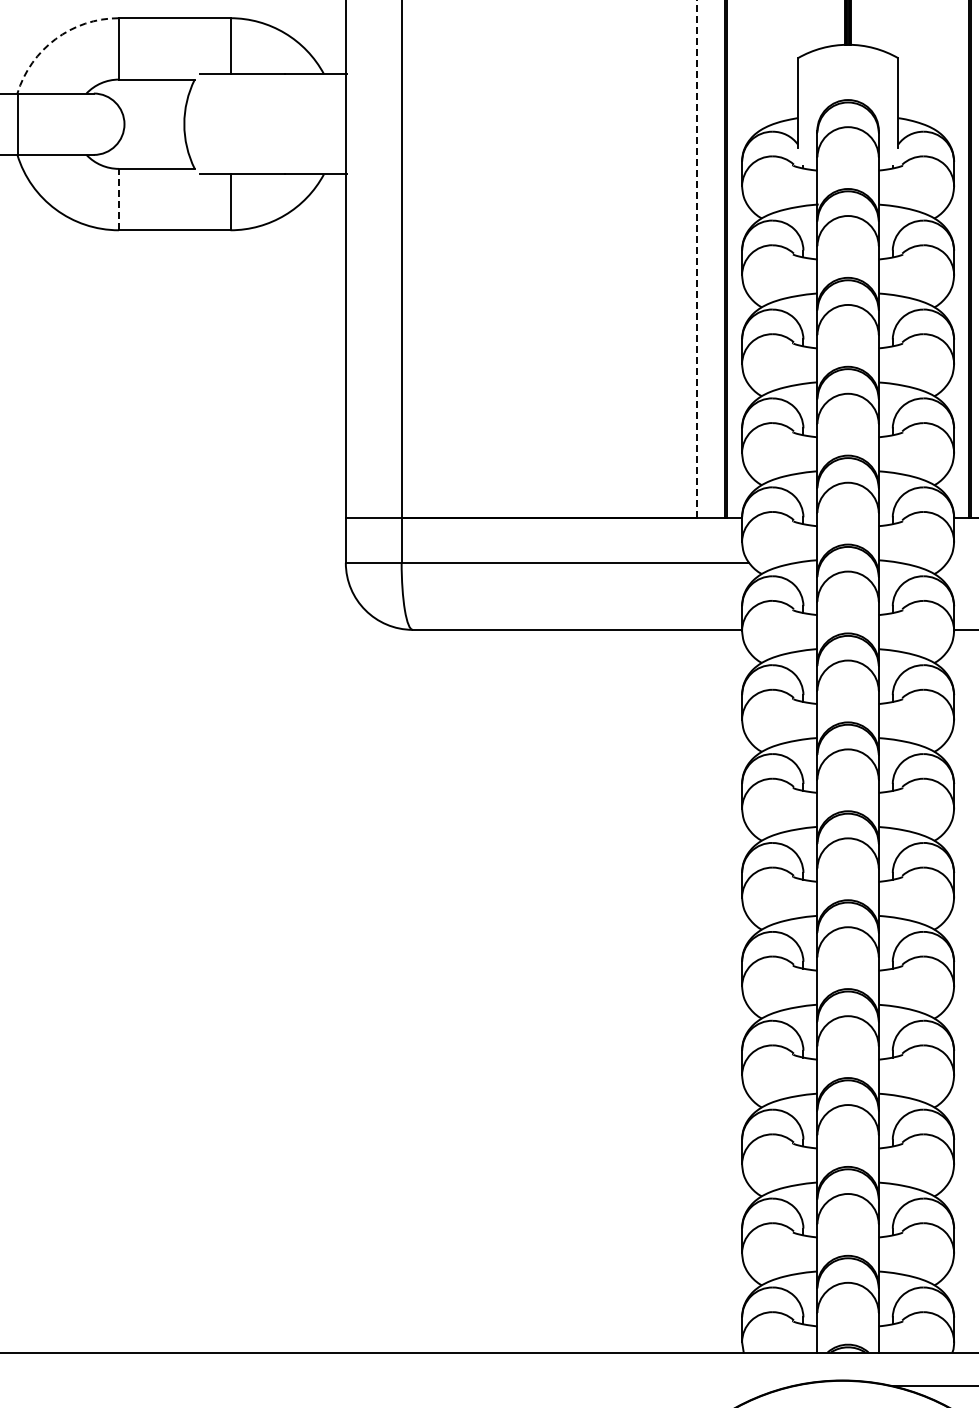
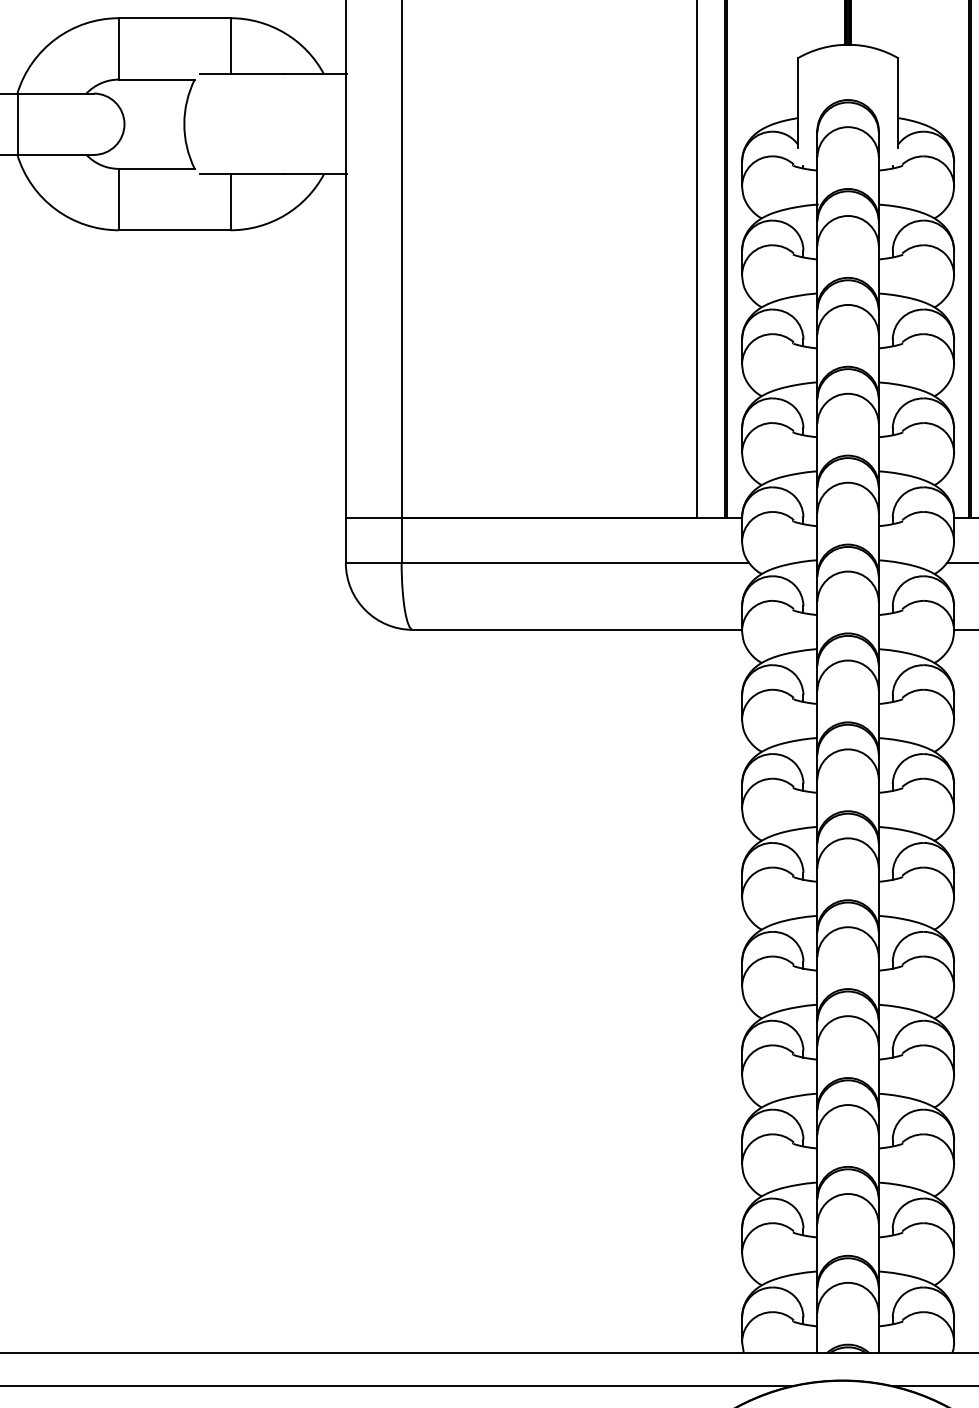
arc: dashed -> solid (55, 39)
line: dashed -> solid (118, 199)
line: dashed -> solid (697, 259)
line: none -> present (960, 562)
line: none -> present (397, 1386)
